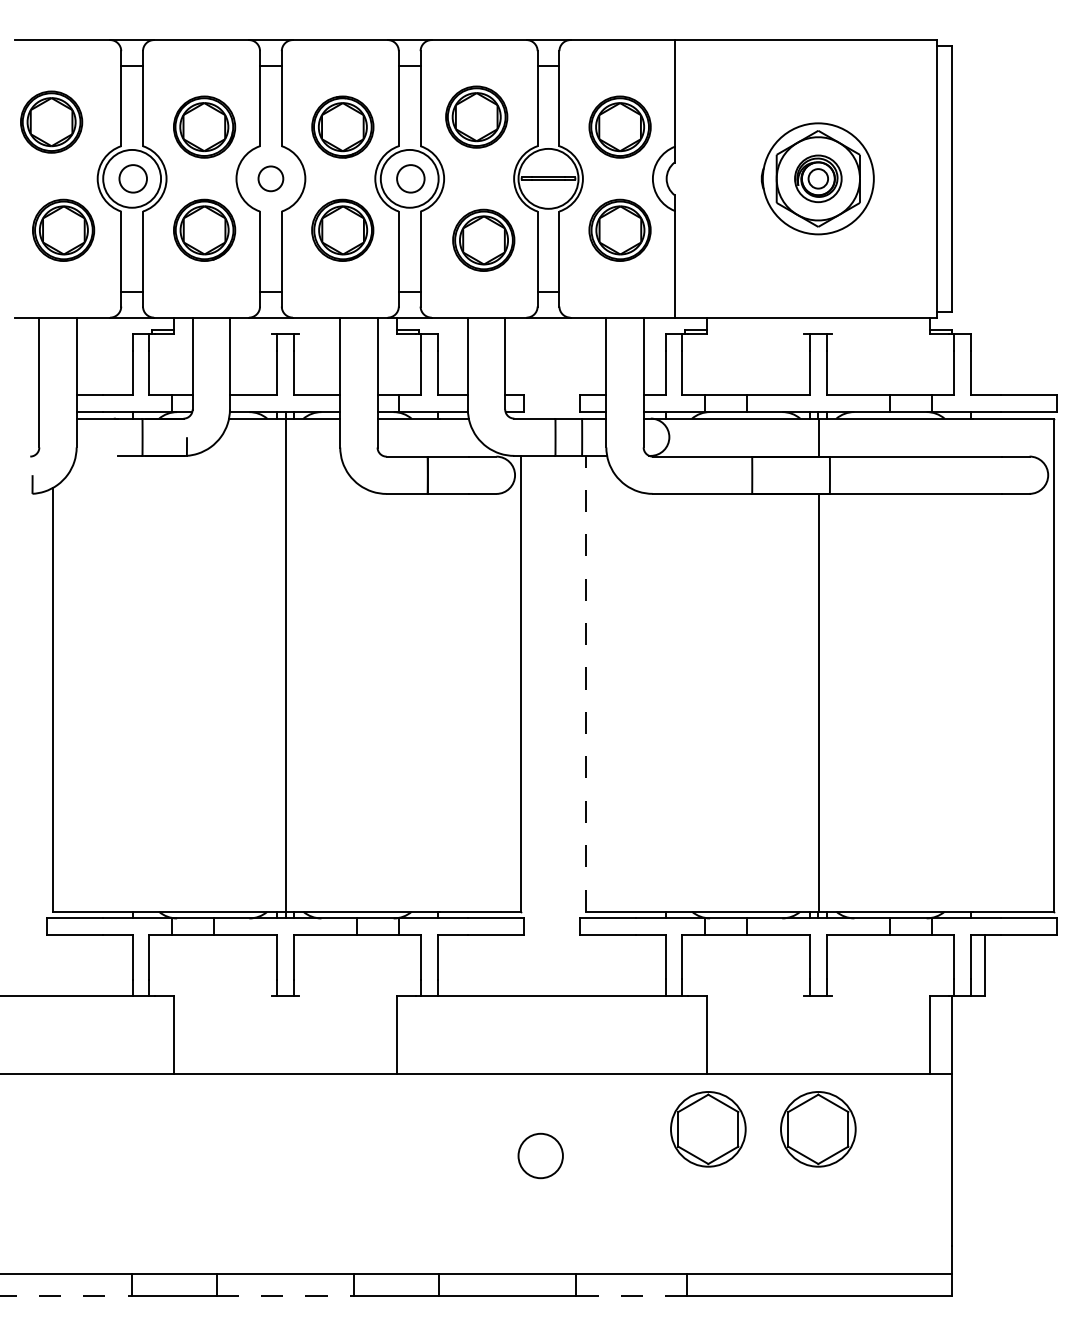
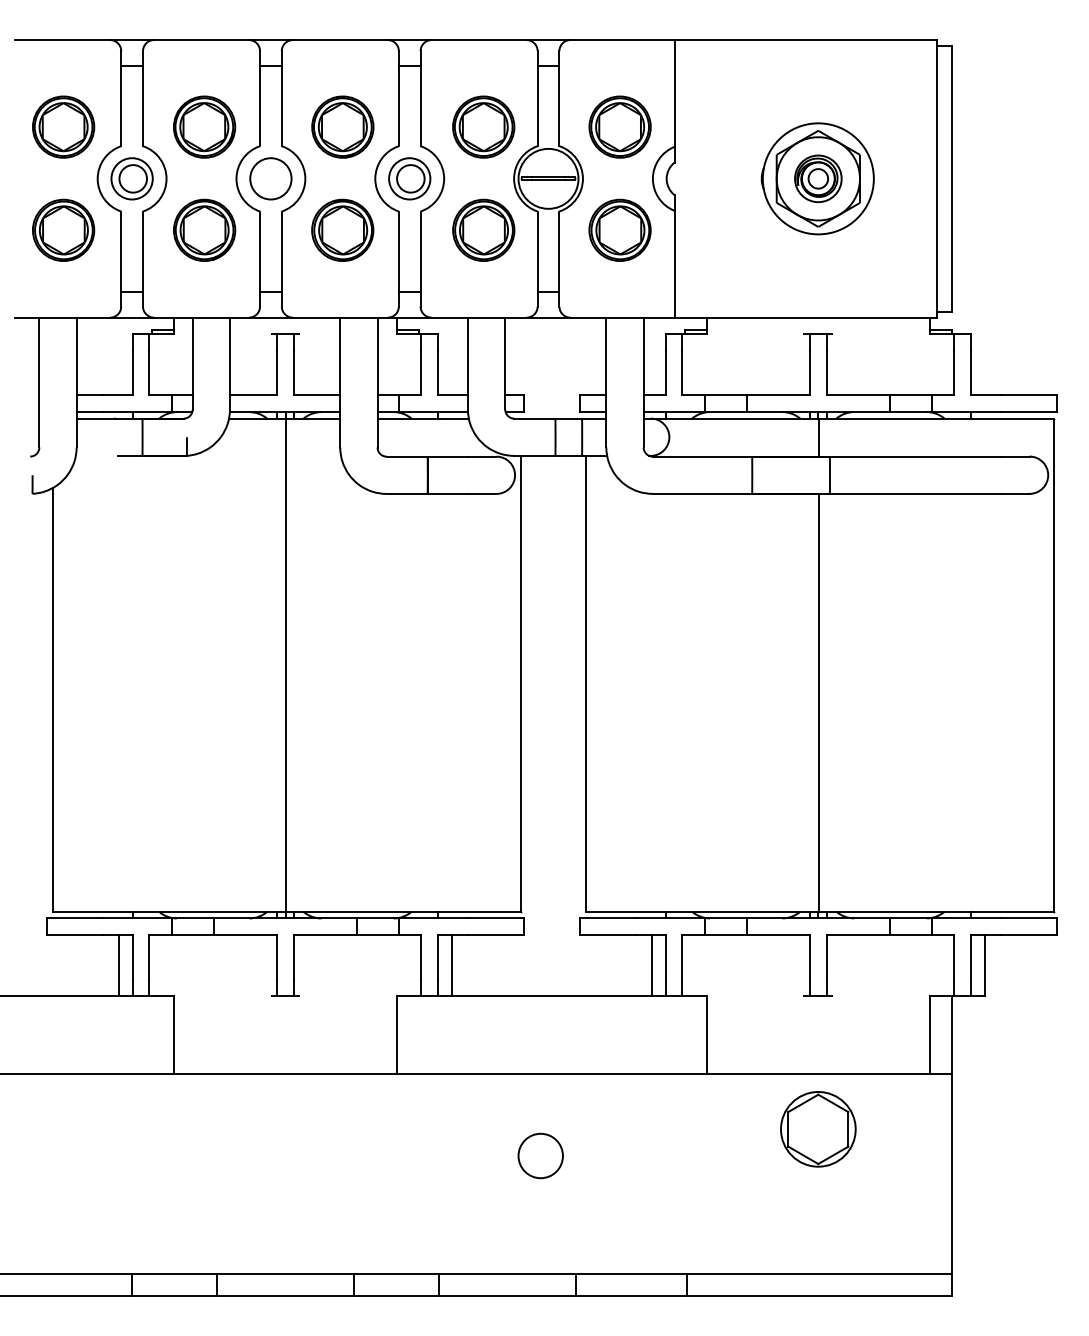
part position: (476, 116) -> (483, 126) (483, 126)
part position: (51, 121) -> (63, 126) (63, 126)
circle diameter: 58 px -> 41 px (131, 178)
circle diameter: 25 px -> 41 px (270, 178)
circle diameter: 58 px -> 41 px (409, 178)
part position: (483, 239) -> (483, 229) (483, 229)
line: dashed -> solid (585, 683)
line: none -> present (118, 965)
line: none -> present (451, 965)
line: none -> present (651, 965)
part: present -> none (708, 1129)
line: dashed -> solid (66, 1295)
line: dashed -> solid (285, 1295)
line: dashed -> solid (631, 1295)
